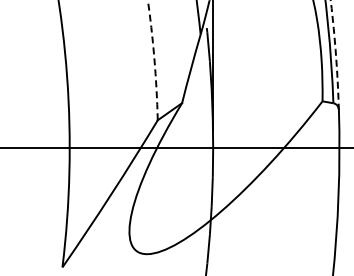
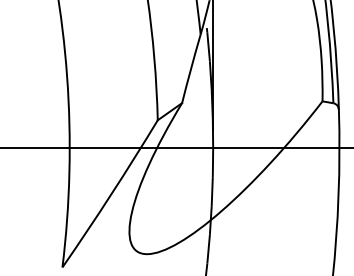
arc: dashed -> solid (335, 55)
arc: dashed -> solid (154, 60)
